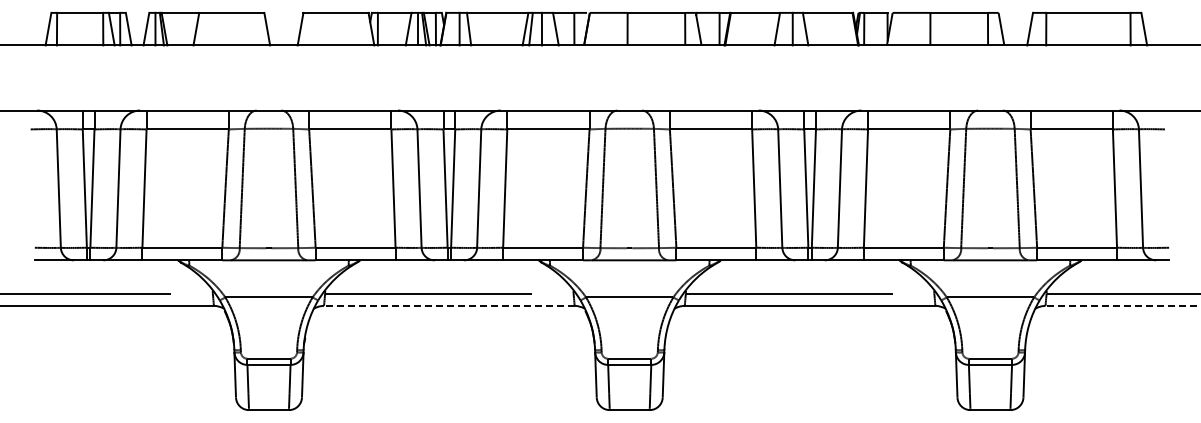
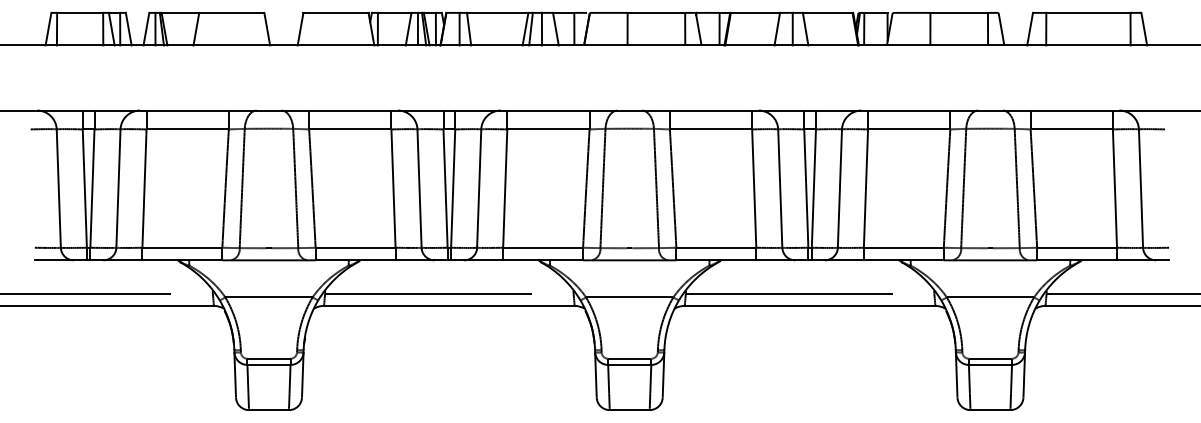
line: dashed -> solid (448, 305)
line: dashed -> solid (1122, 305)
